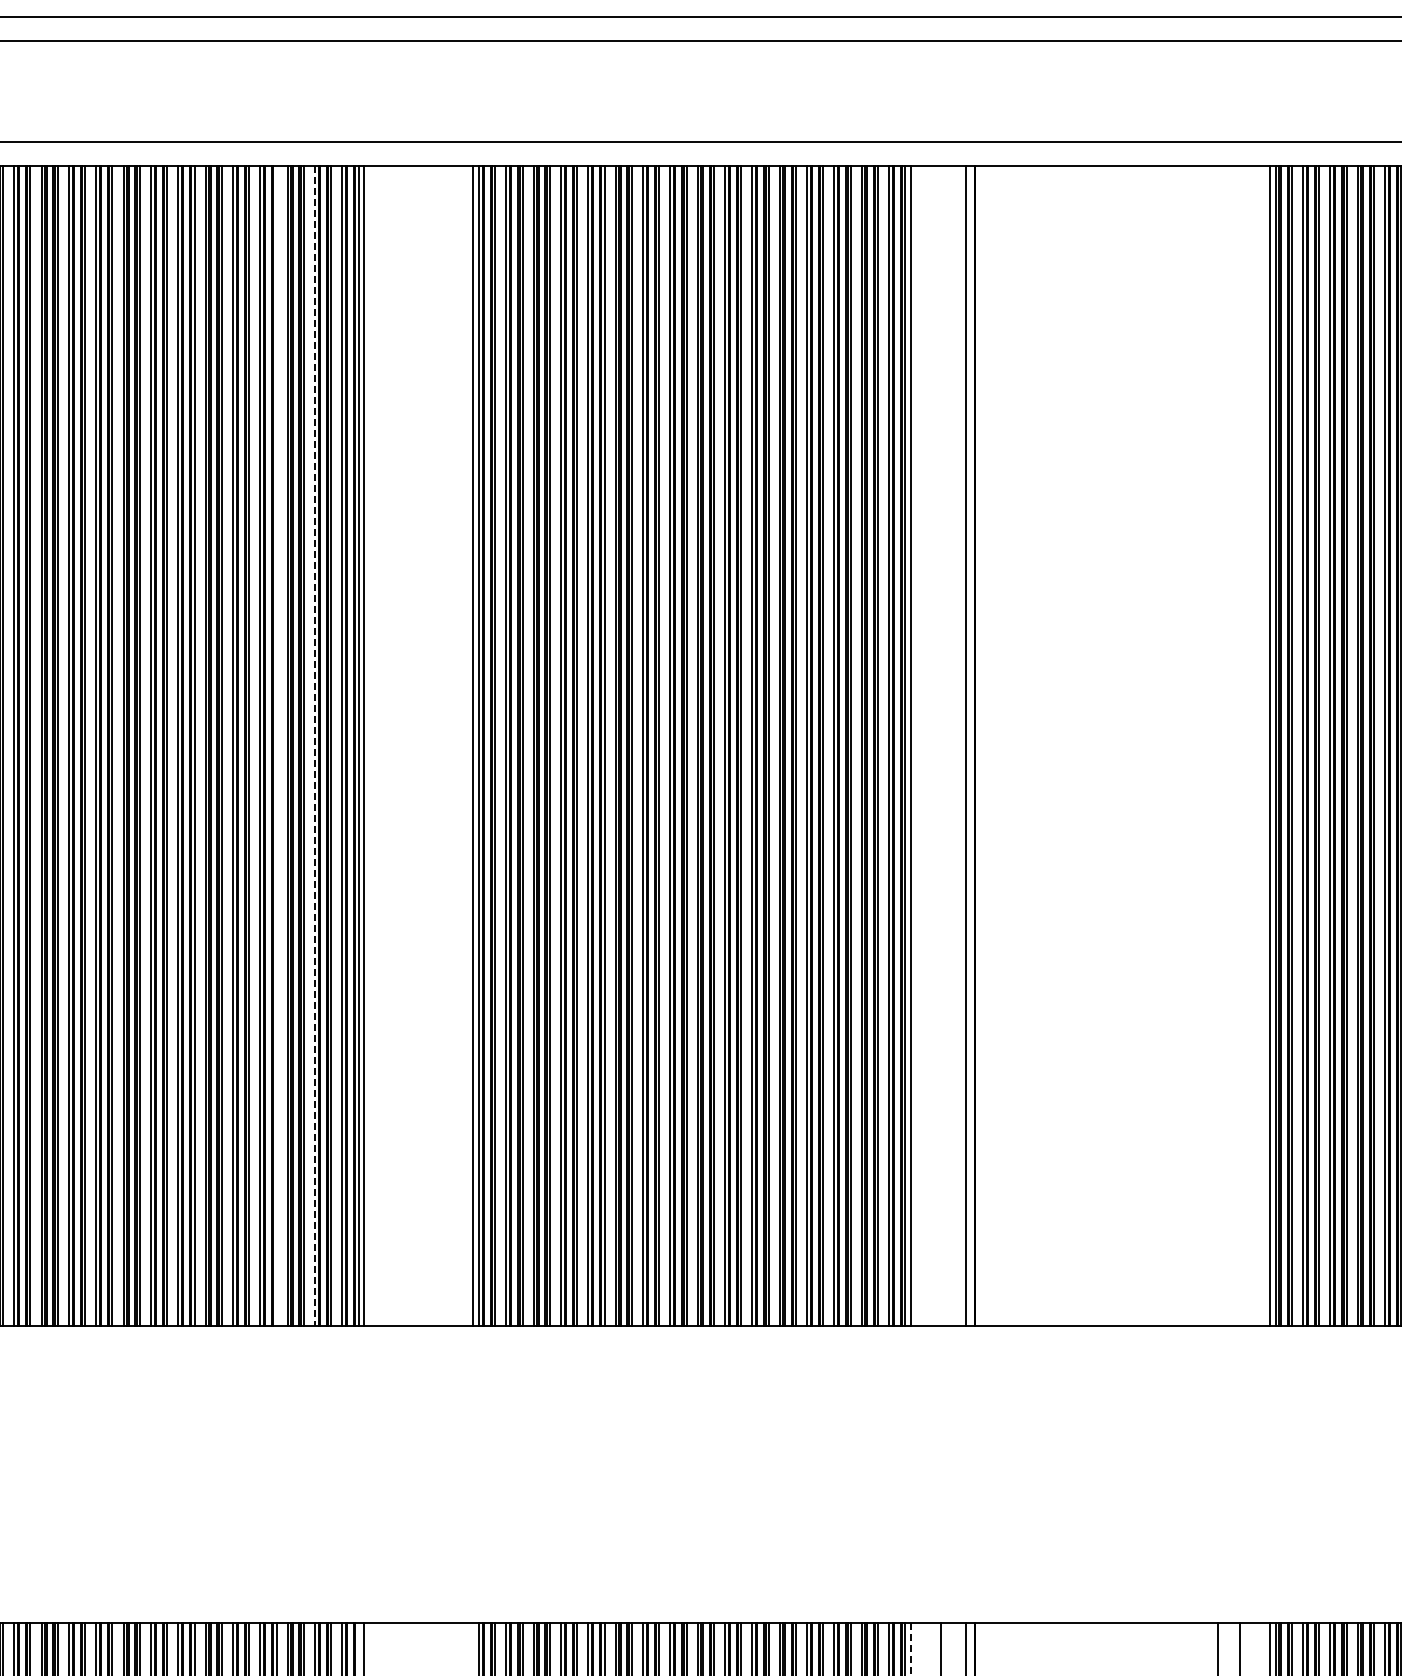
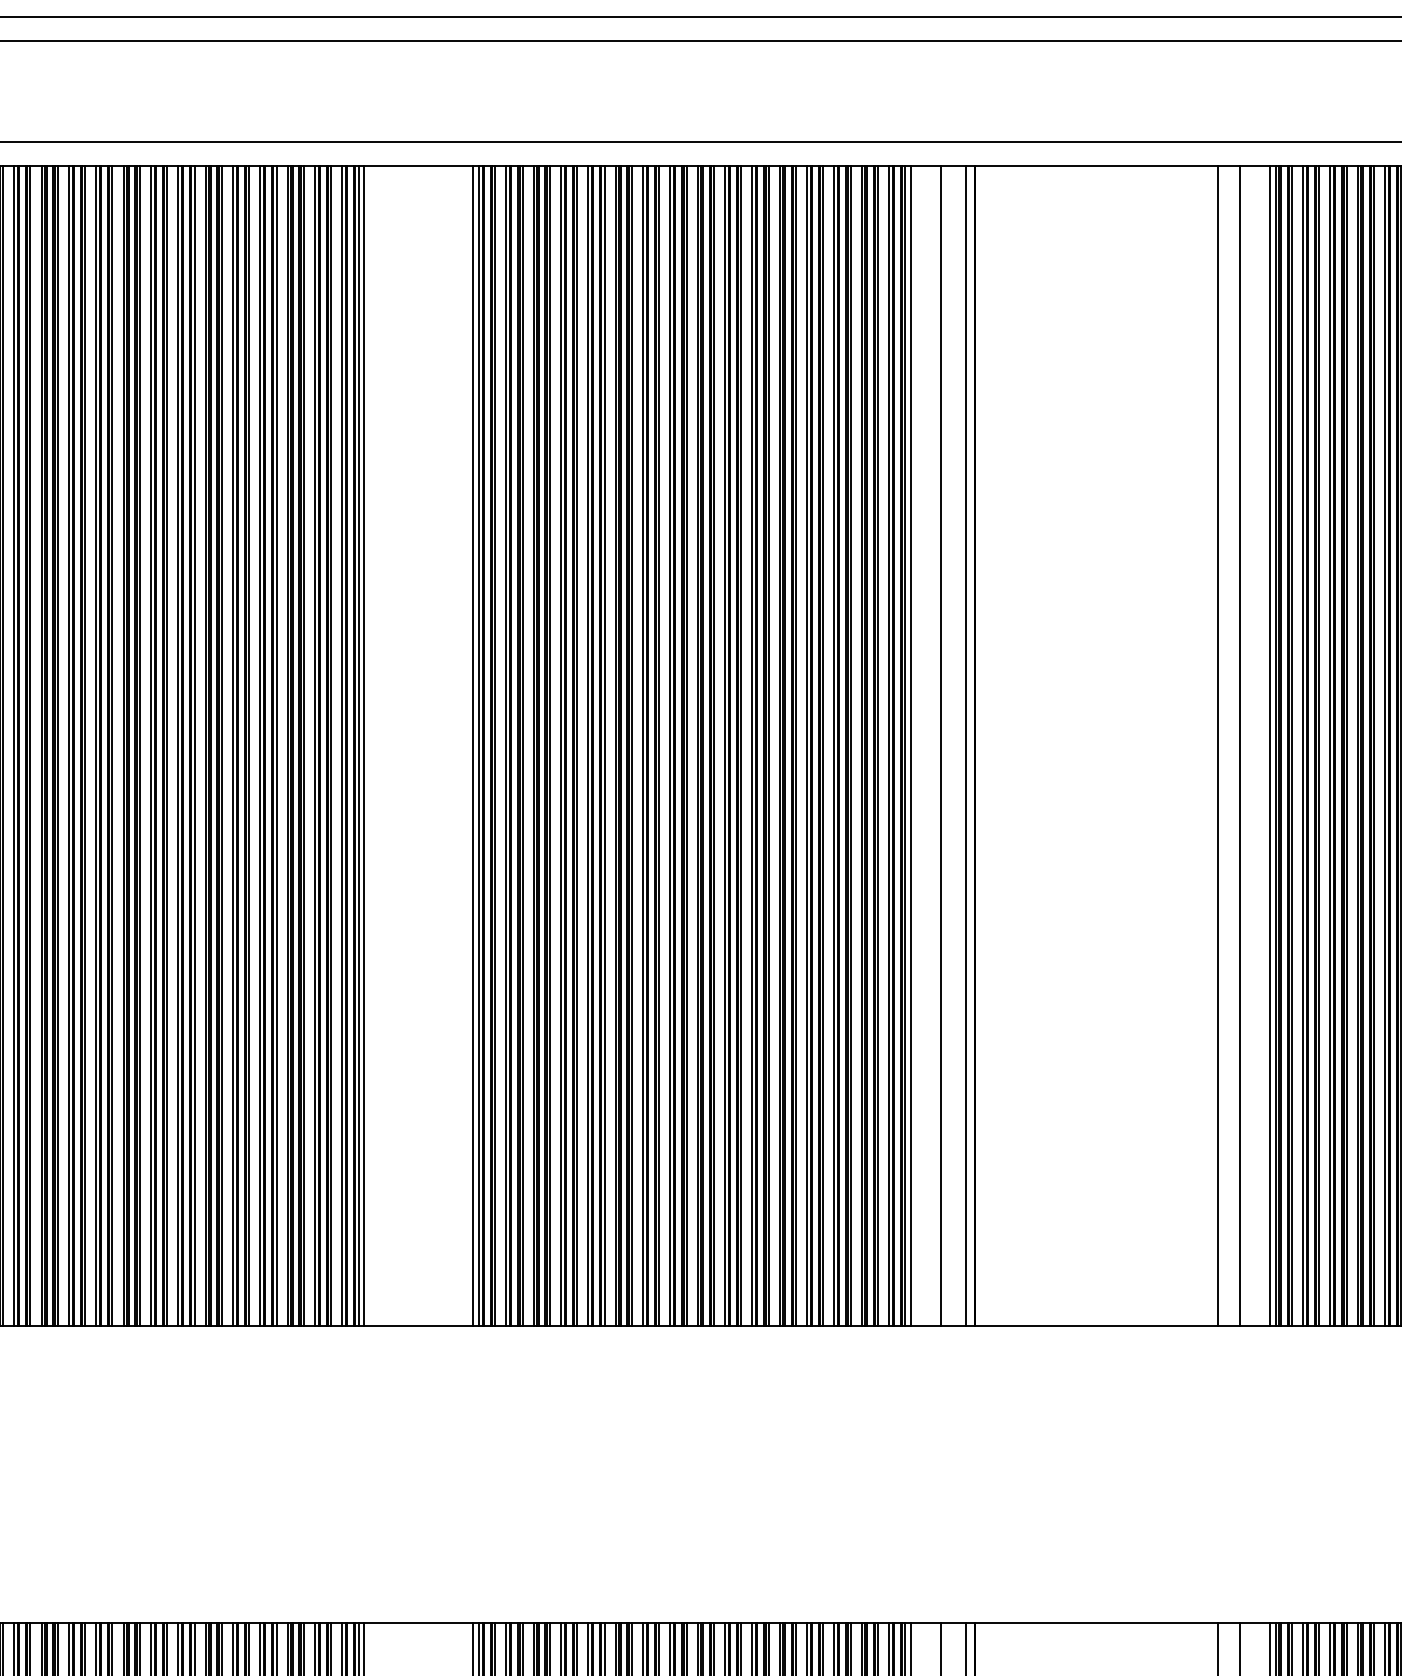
line: none -> present (276, 745)
line: dashed -> solid (314, 745)
line: none -> present (941, 745)
line: none -> present (1217, 745)
line: none -> present (1239, 745)
line: none -> present (358, 1647)
line: none -> present (473, 1647)
line: dashed -> solid (910, 1649)
